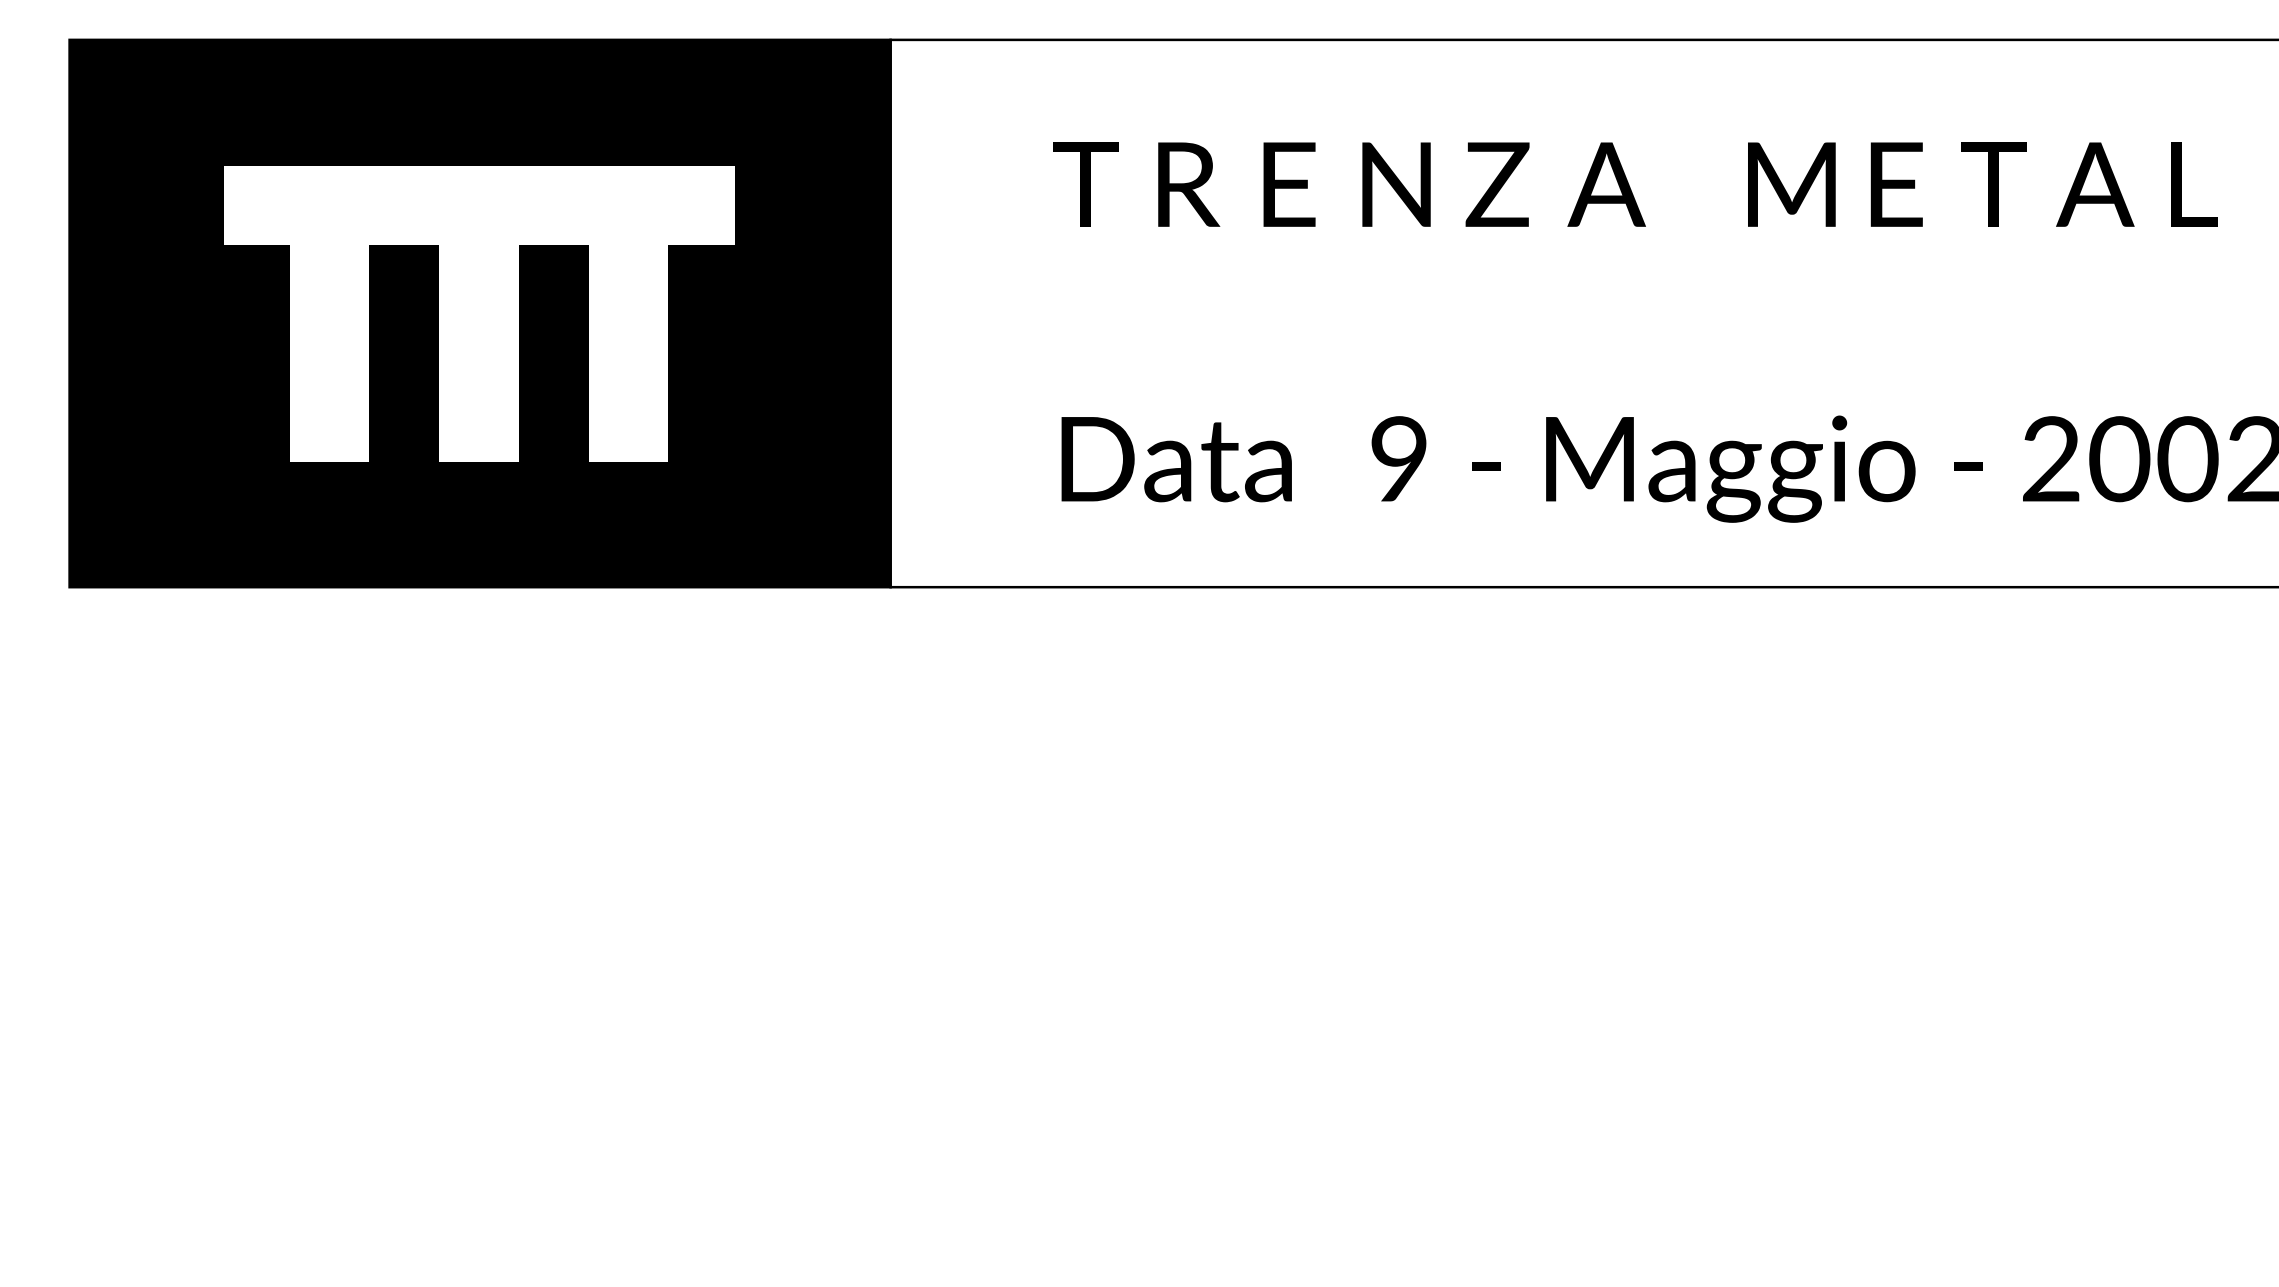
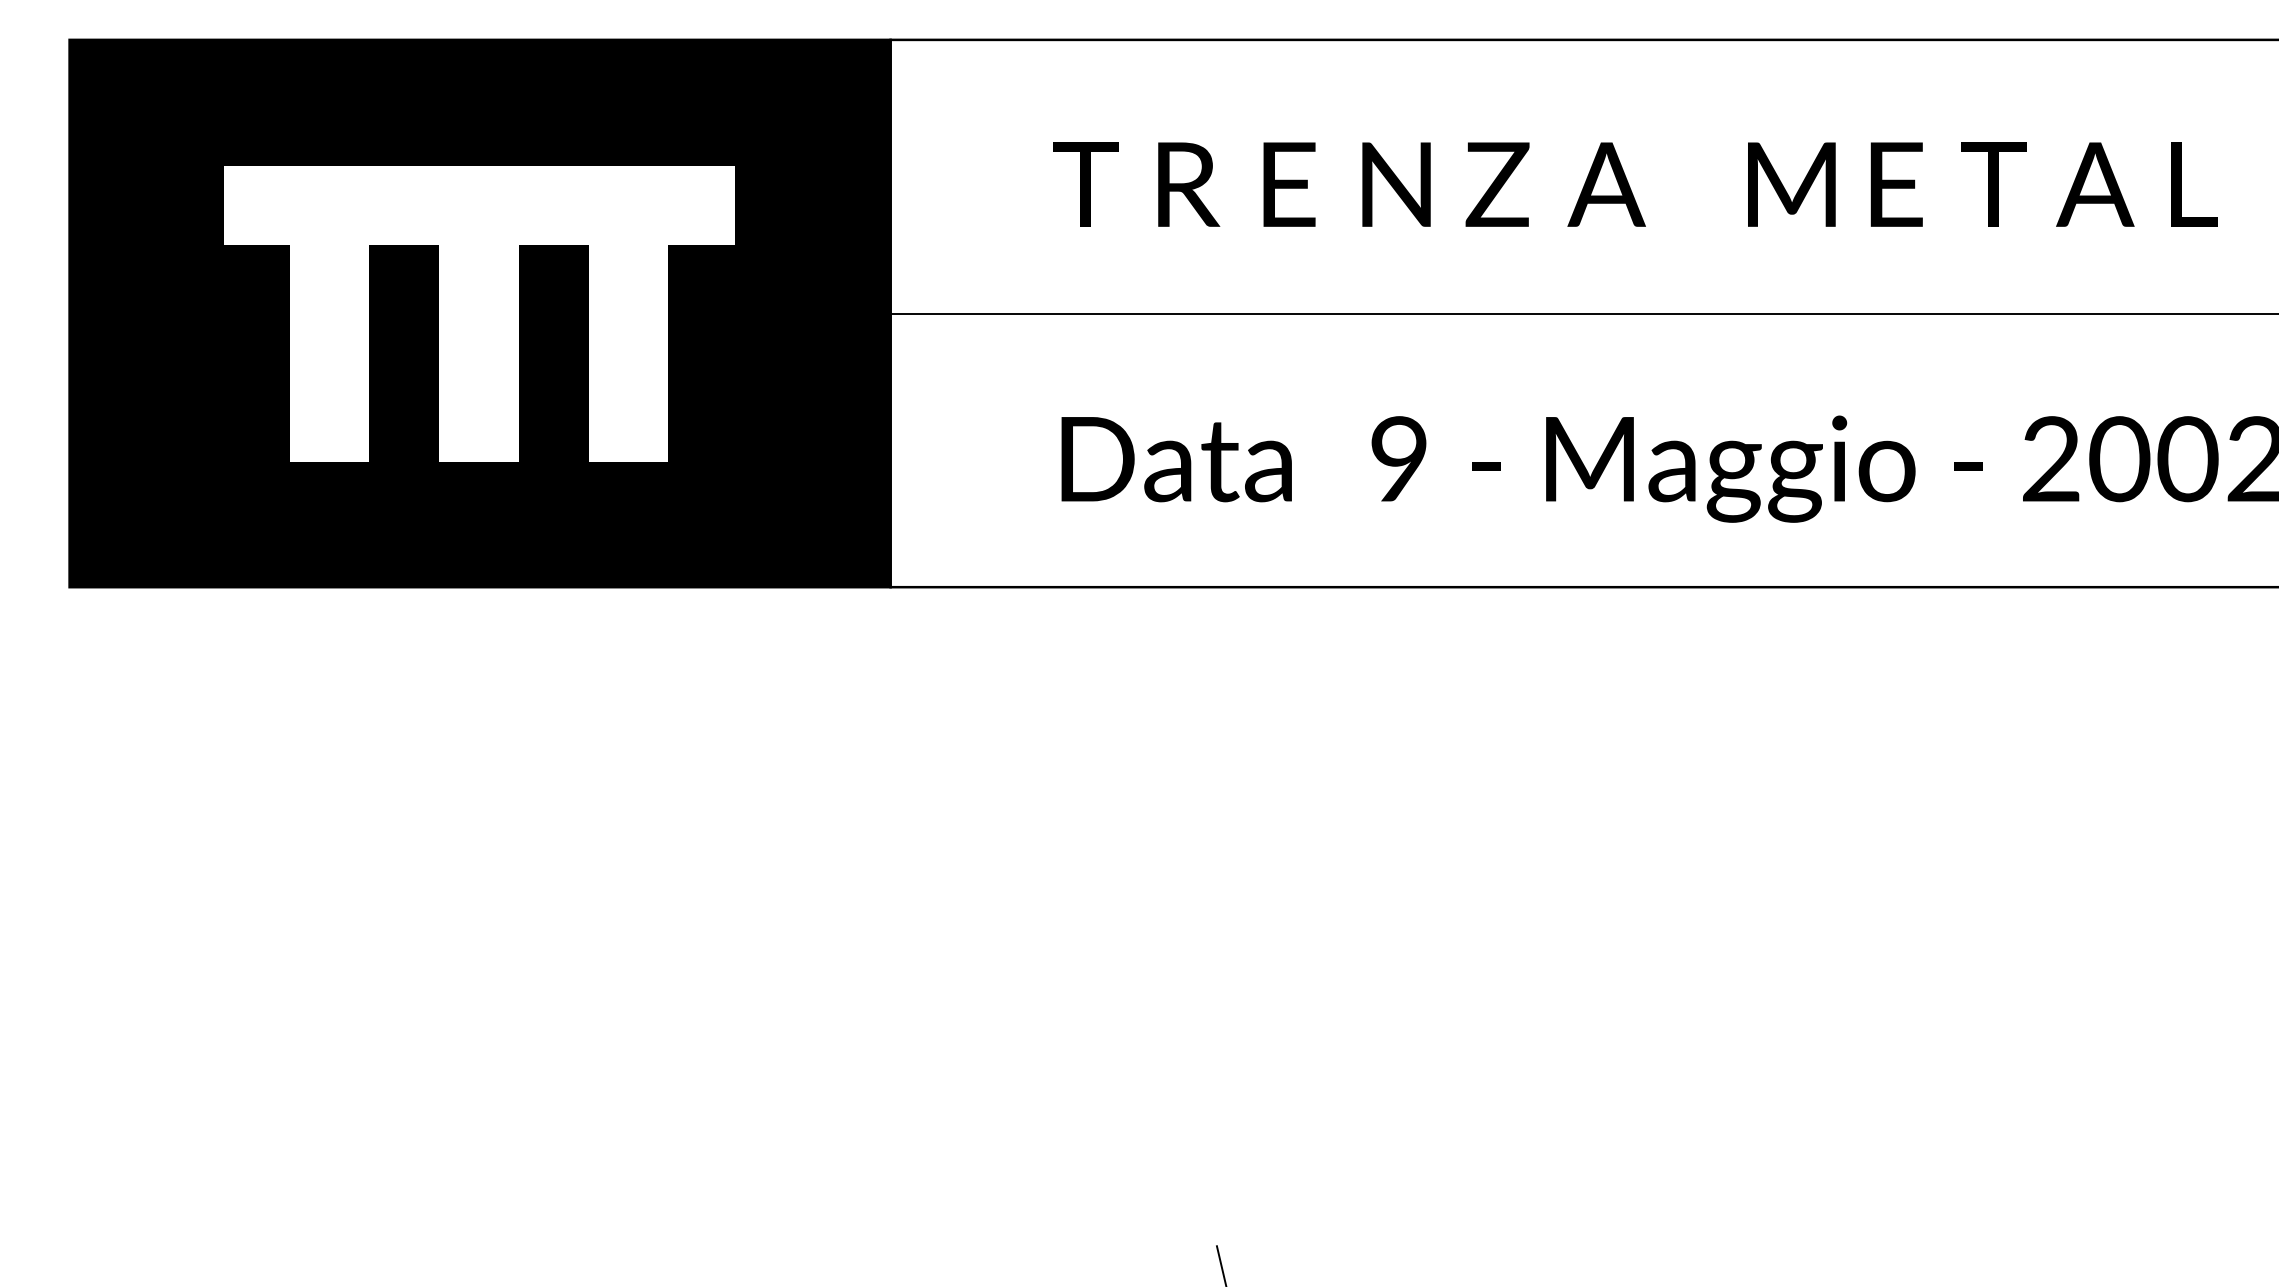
line: none -> present (1582, 313)
line: none -> present (1220, 1264)
